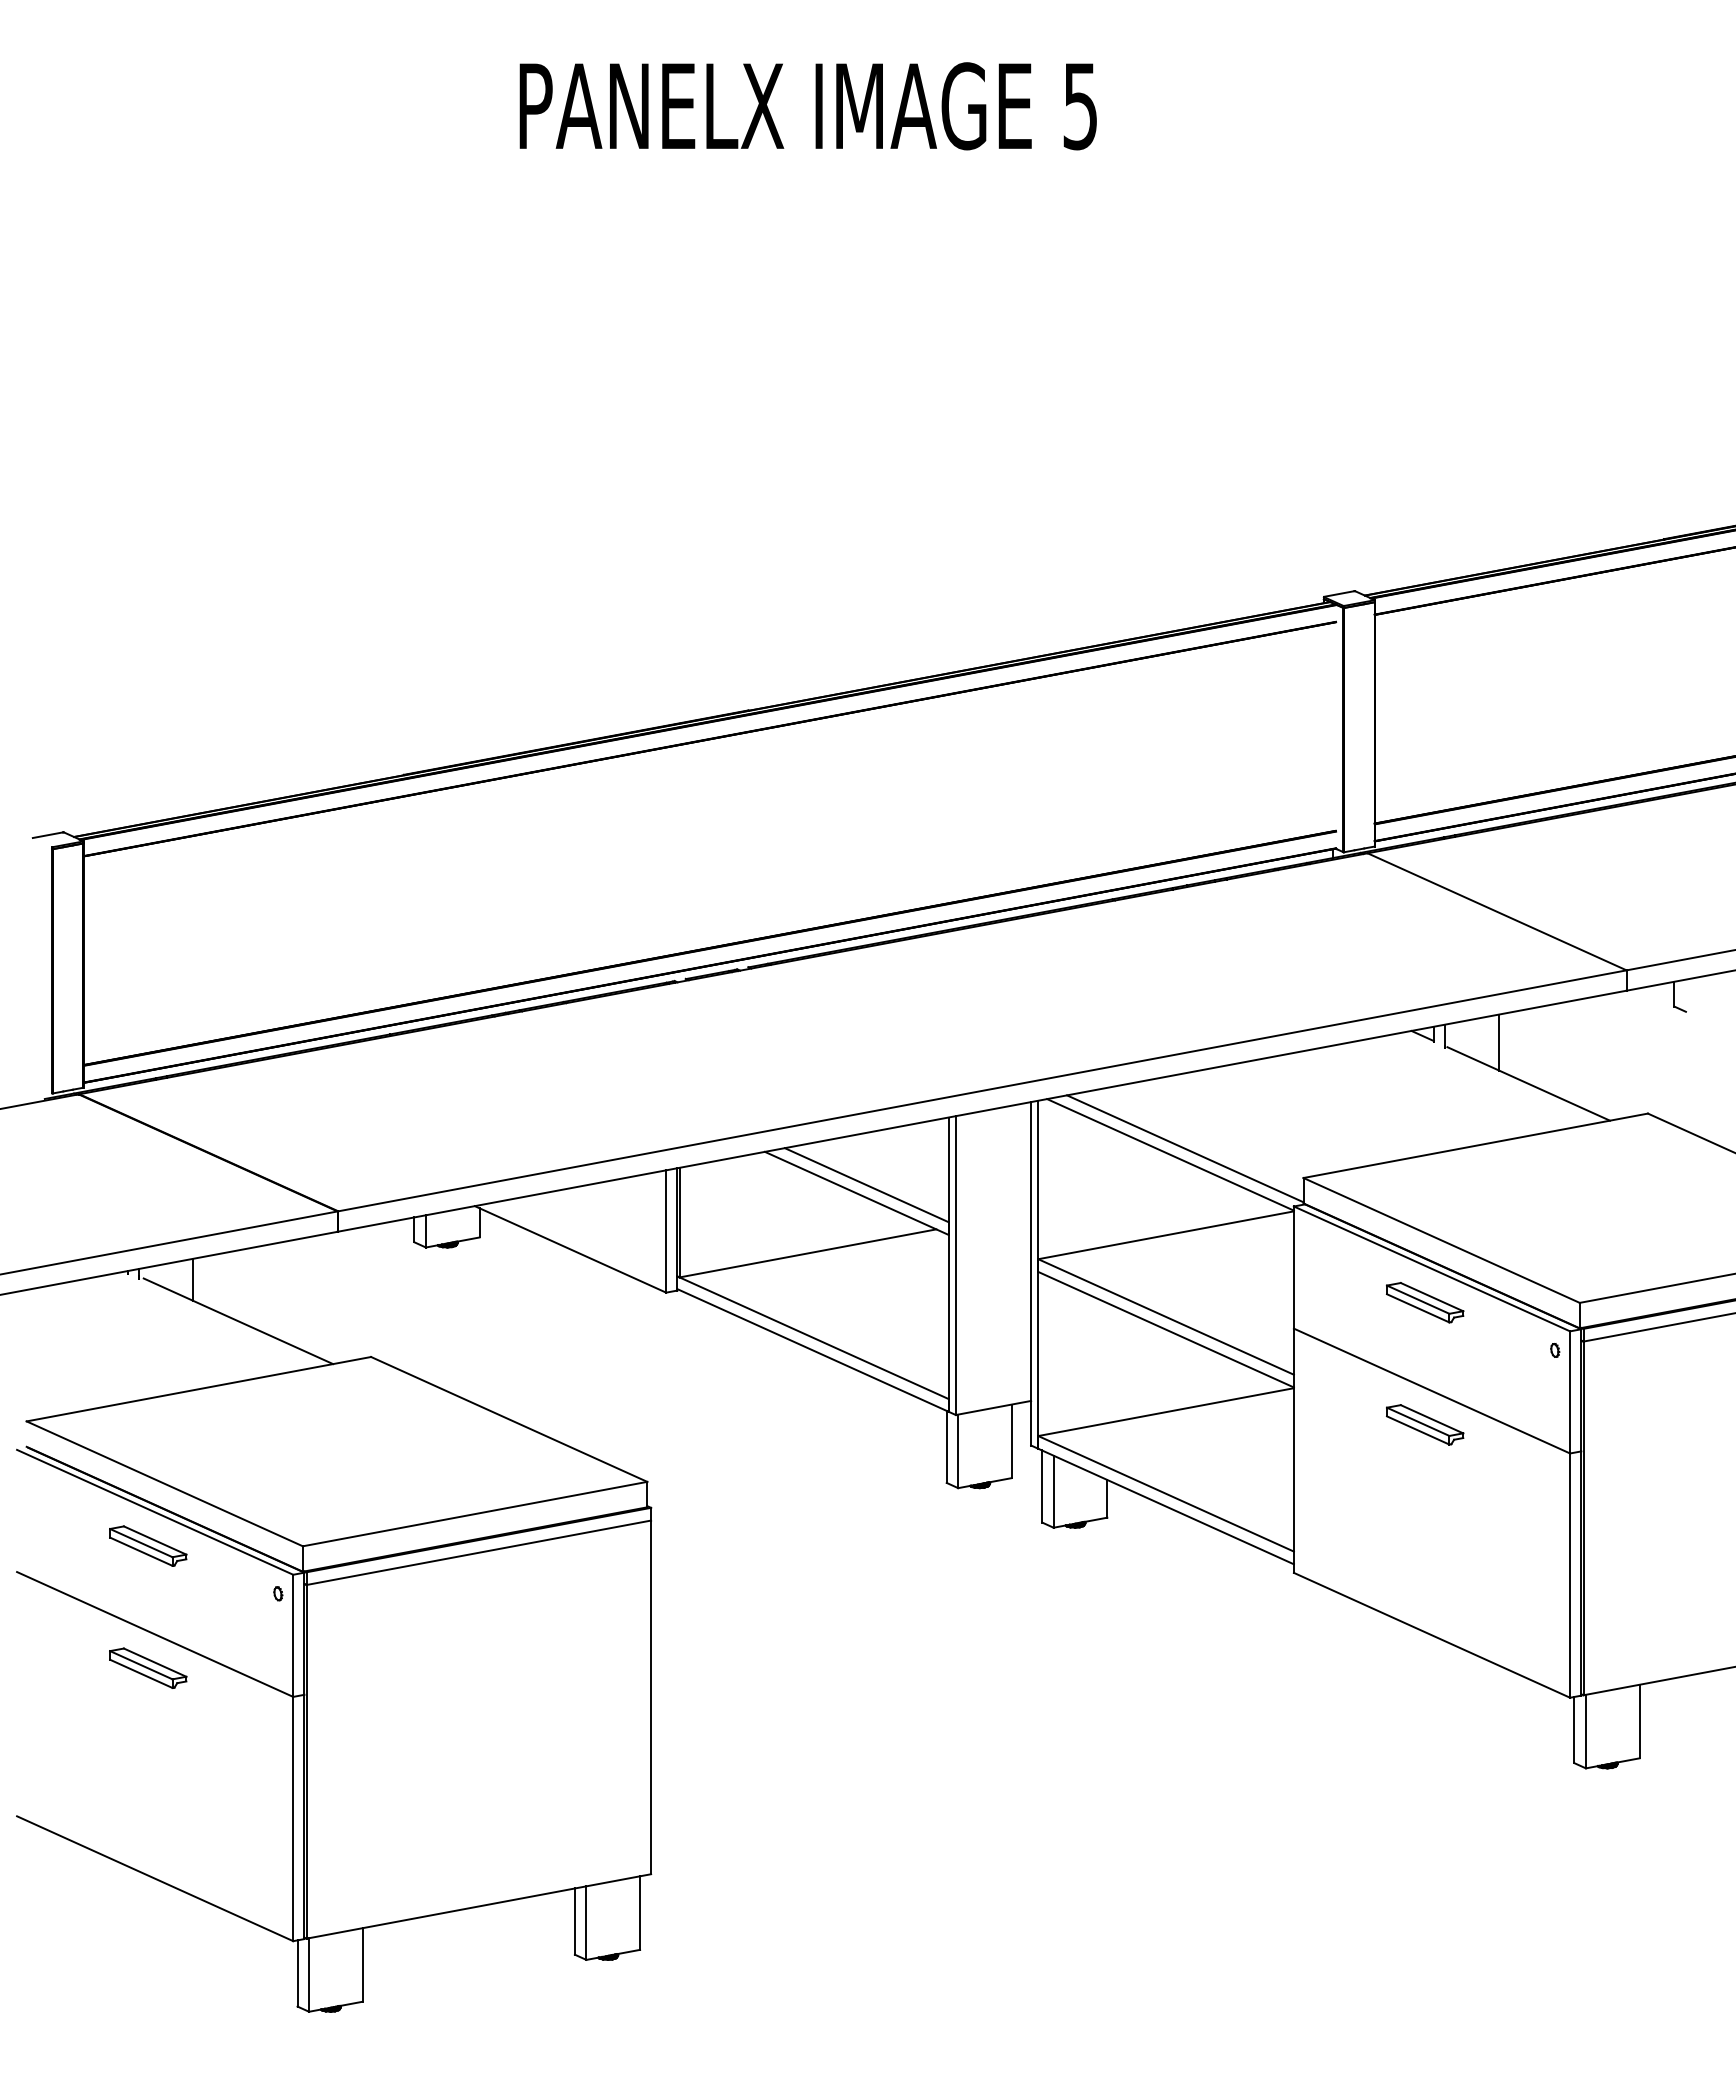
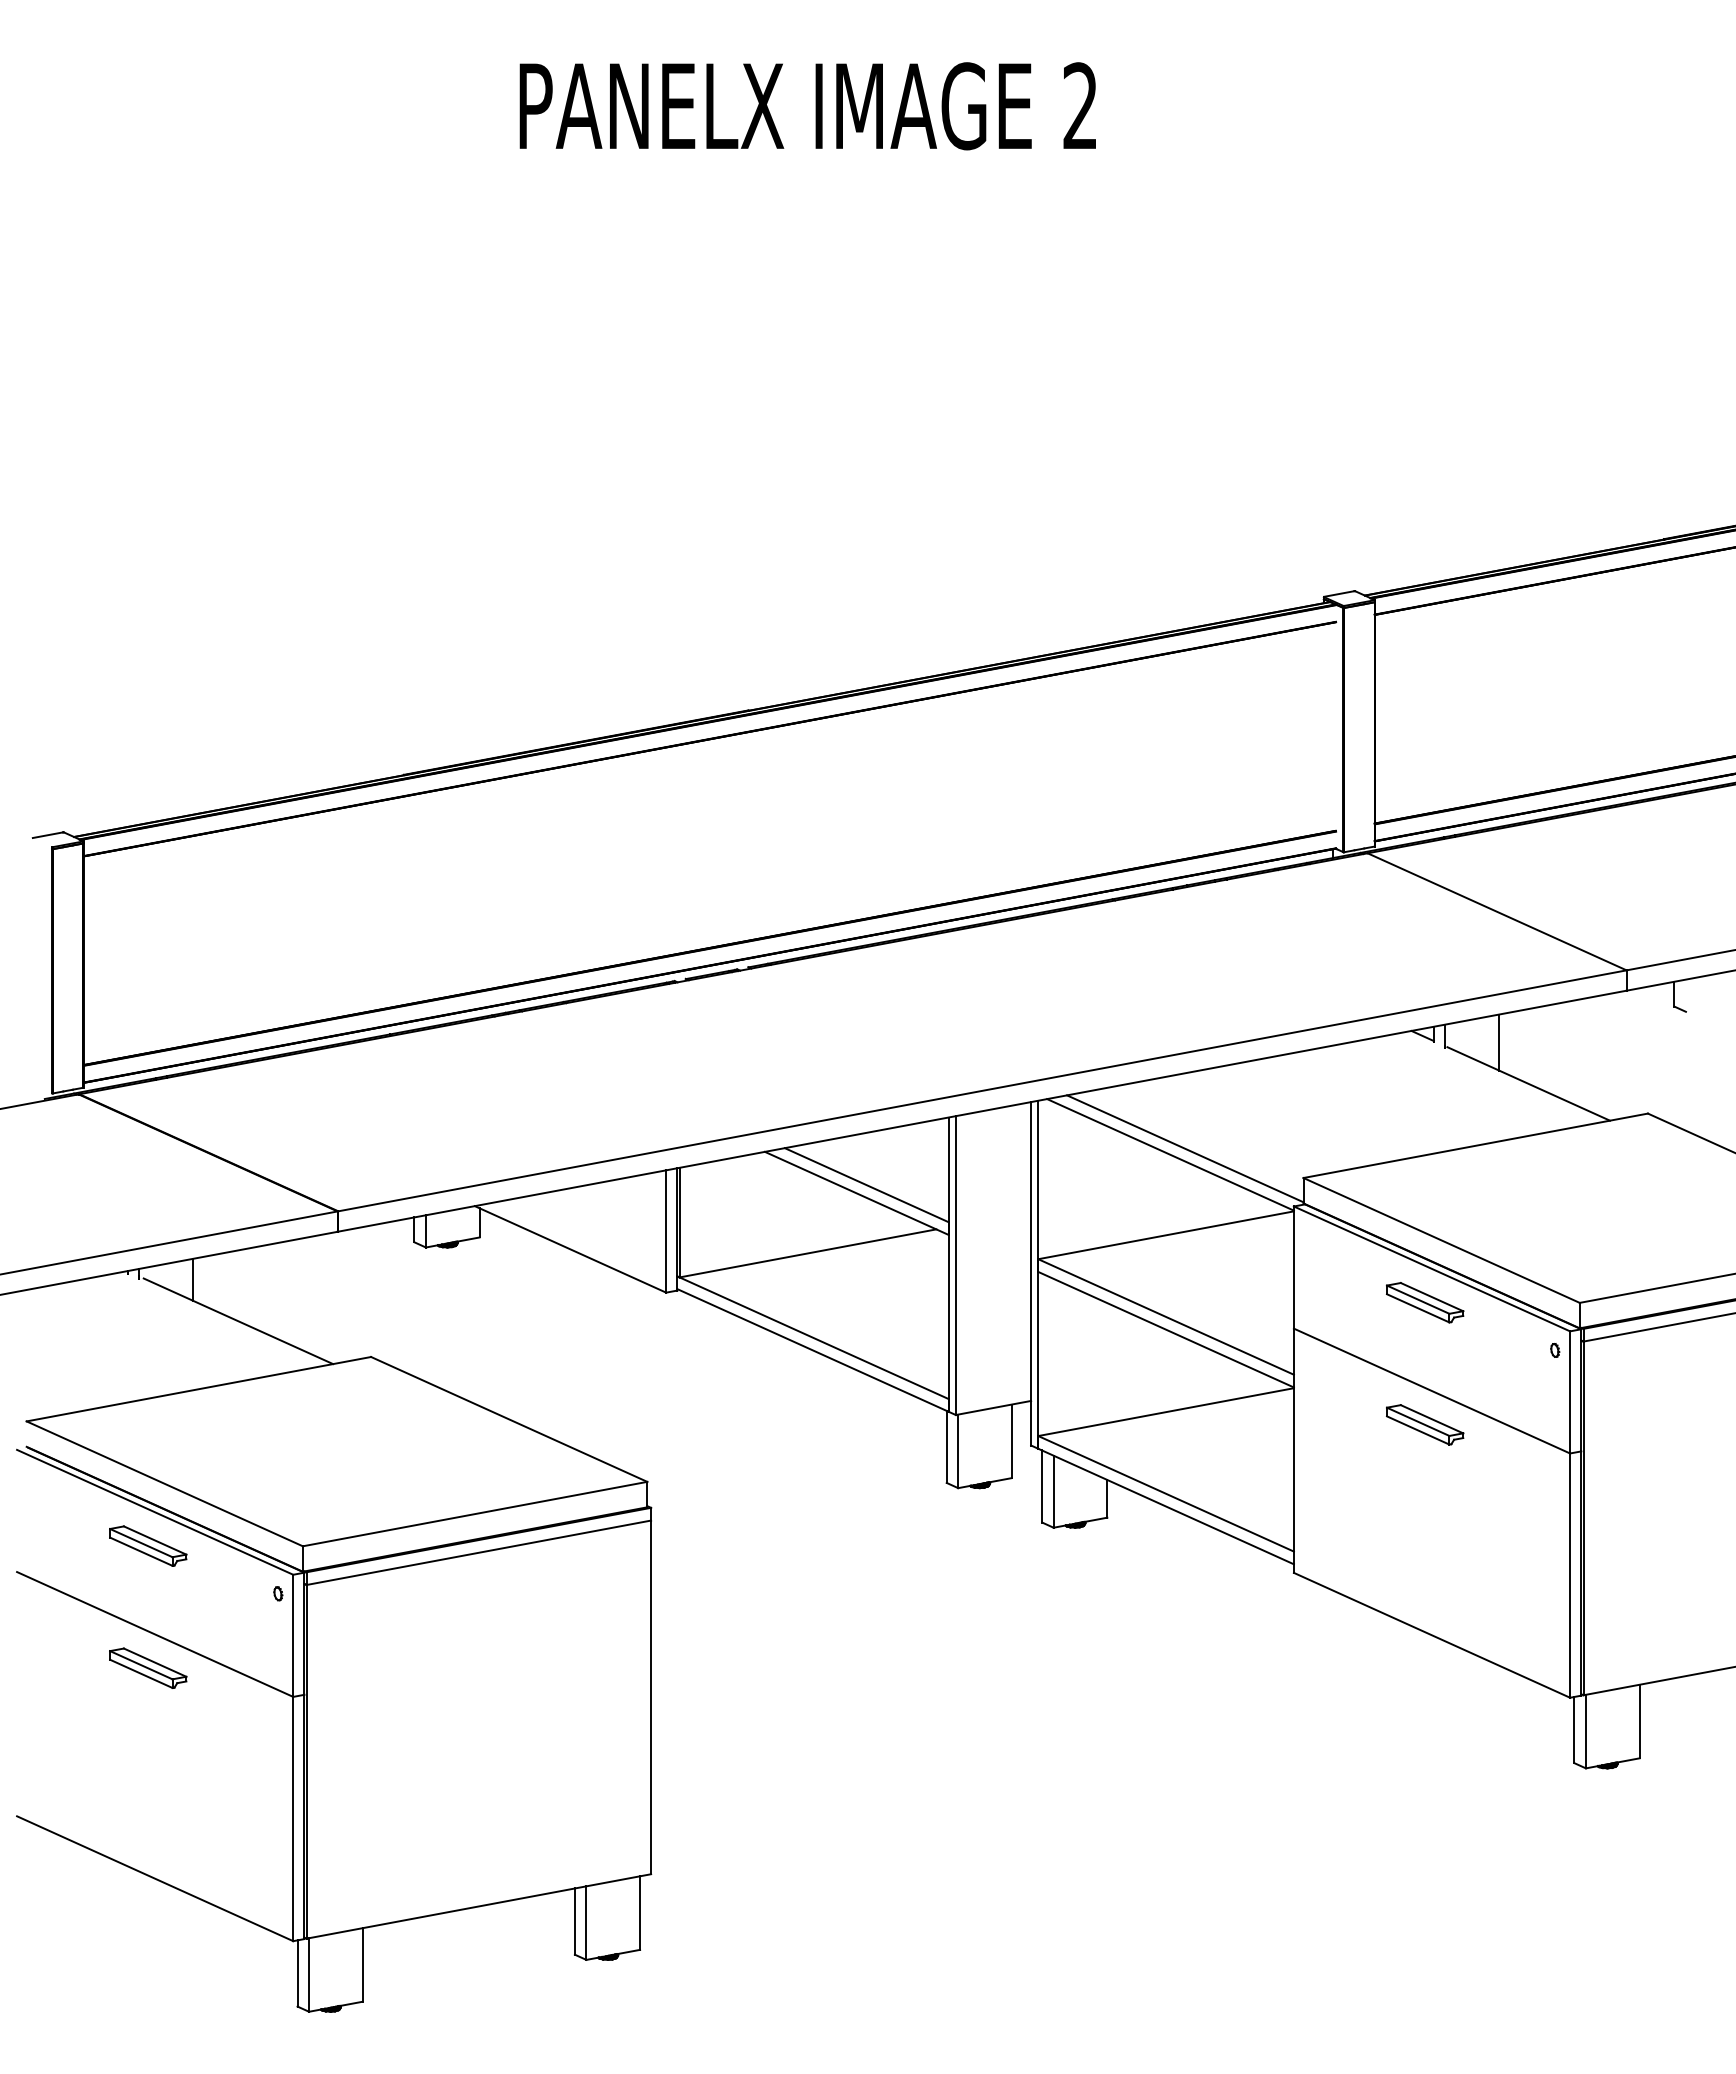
text: 5 -> 2 (1079, 106)
